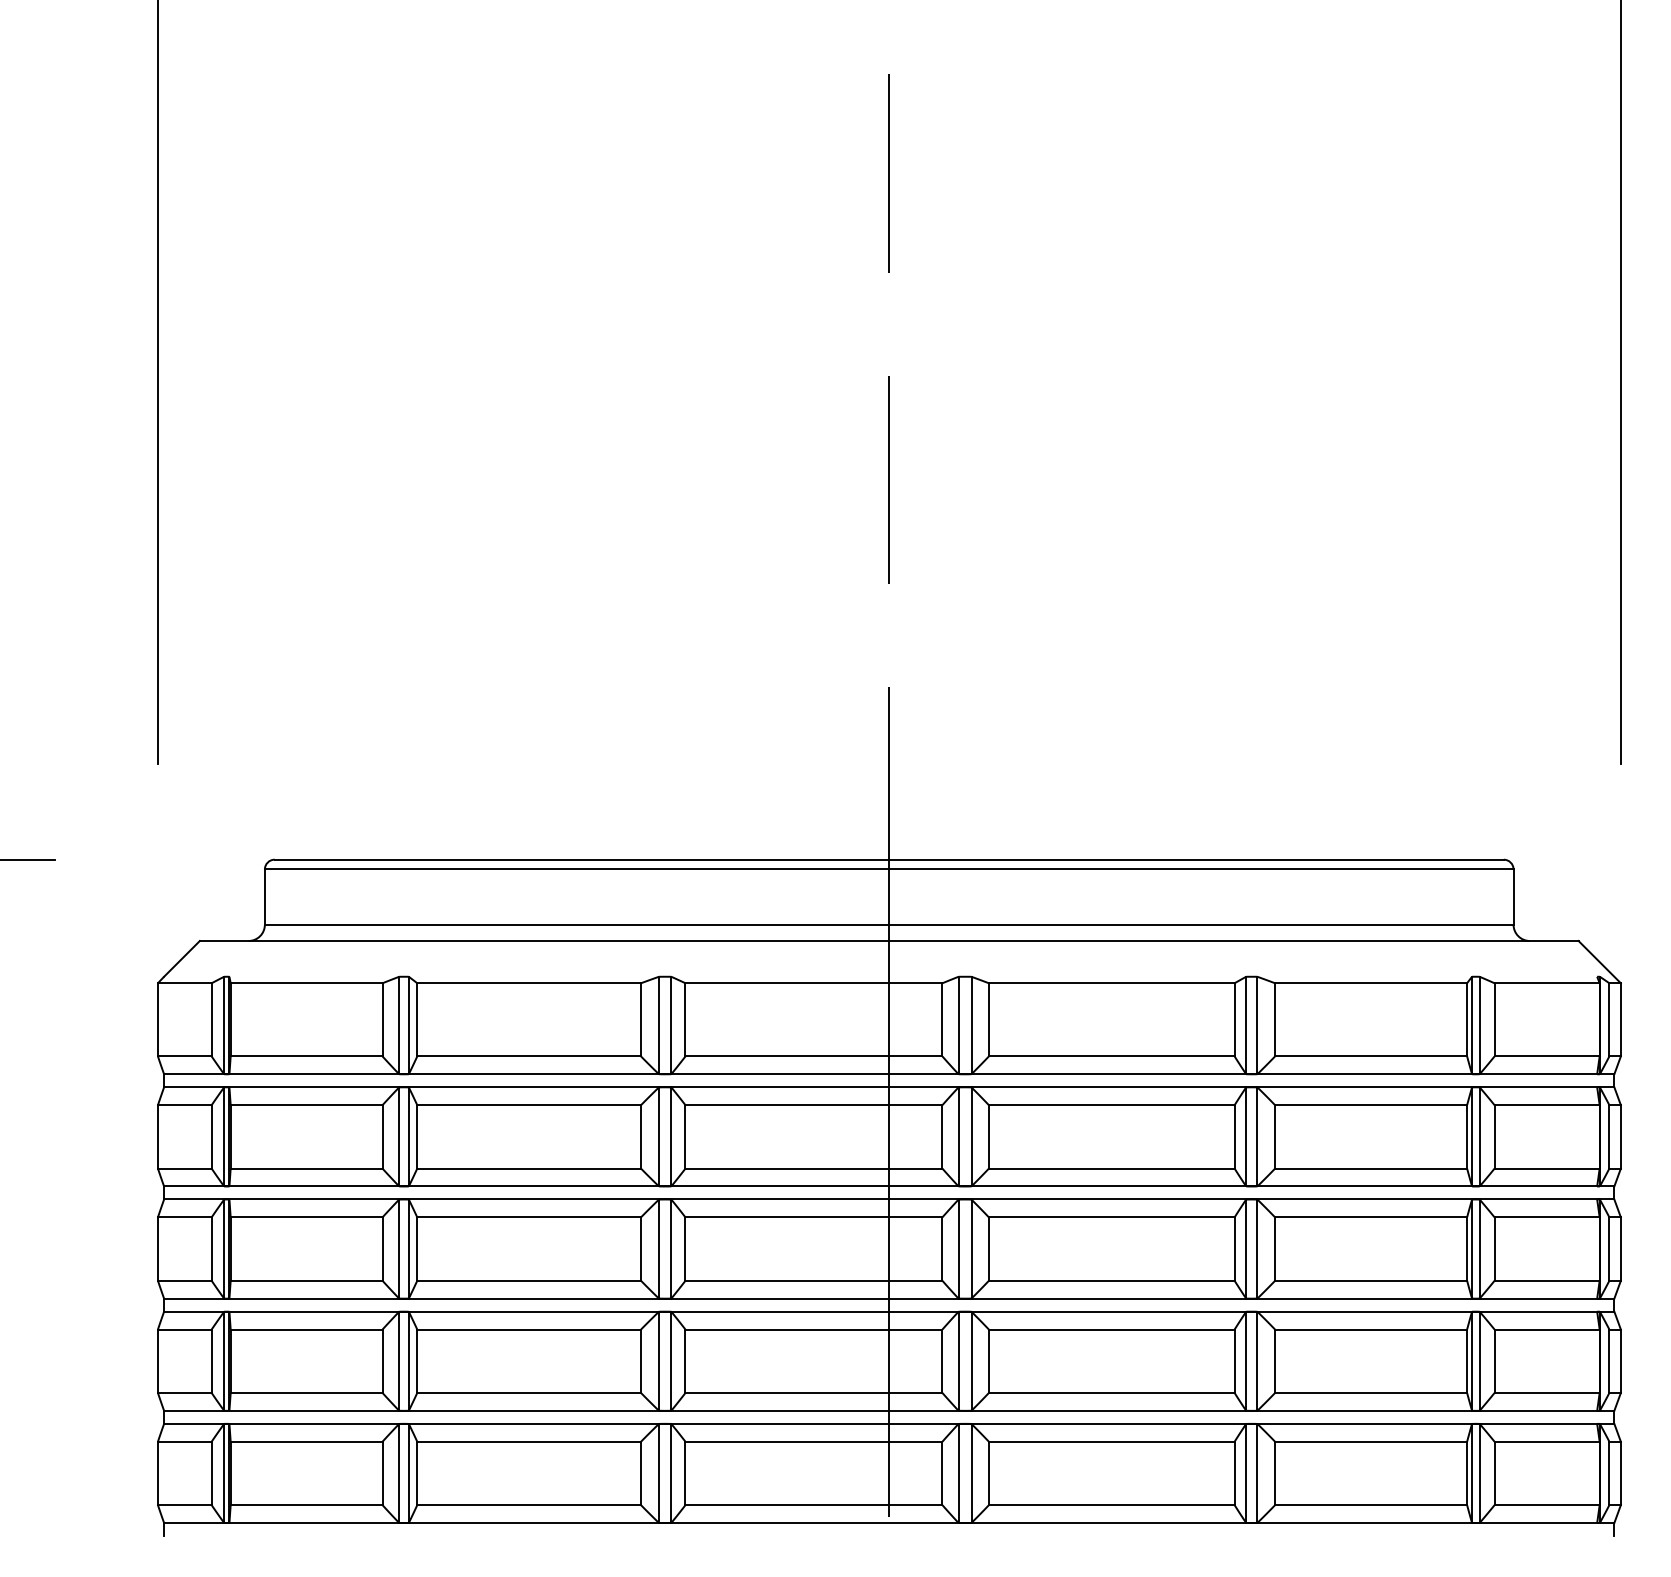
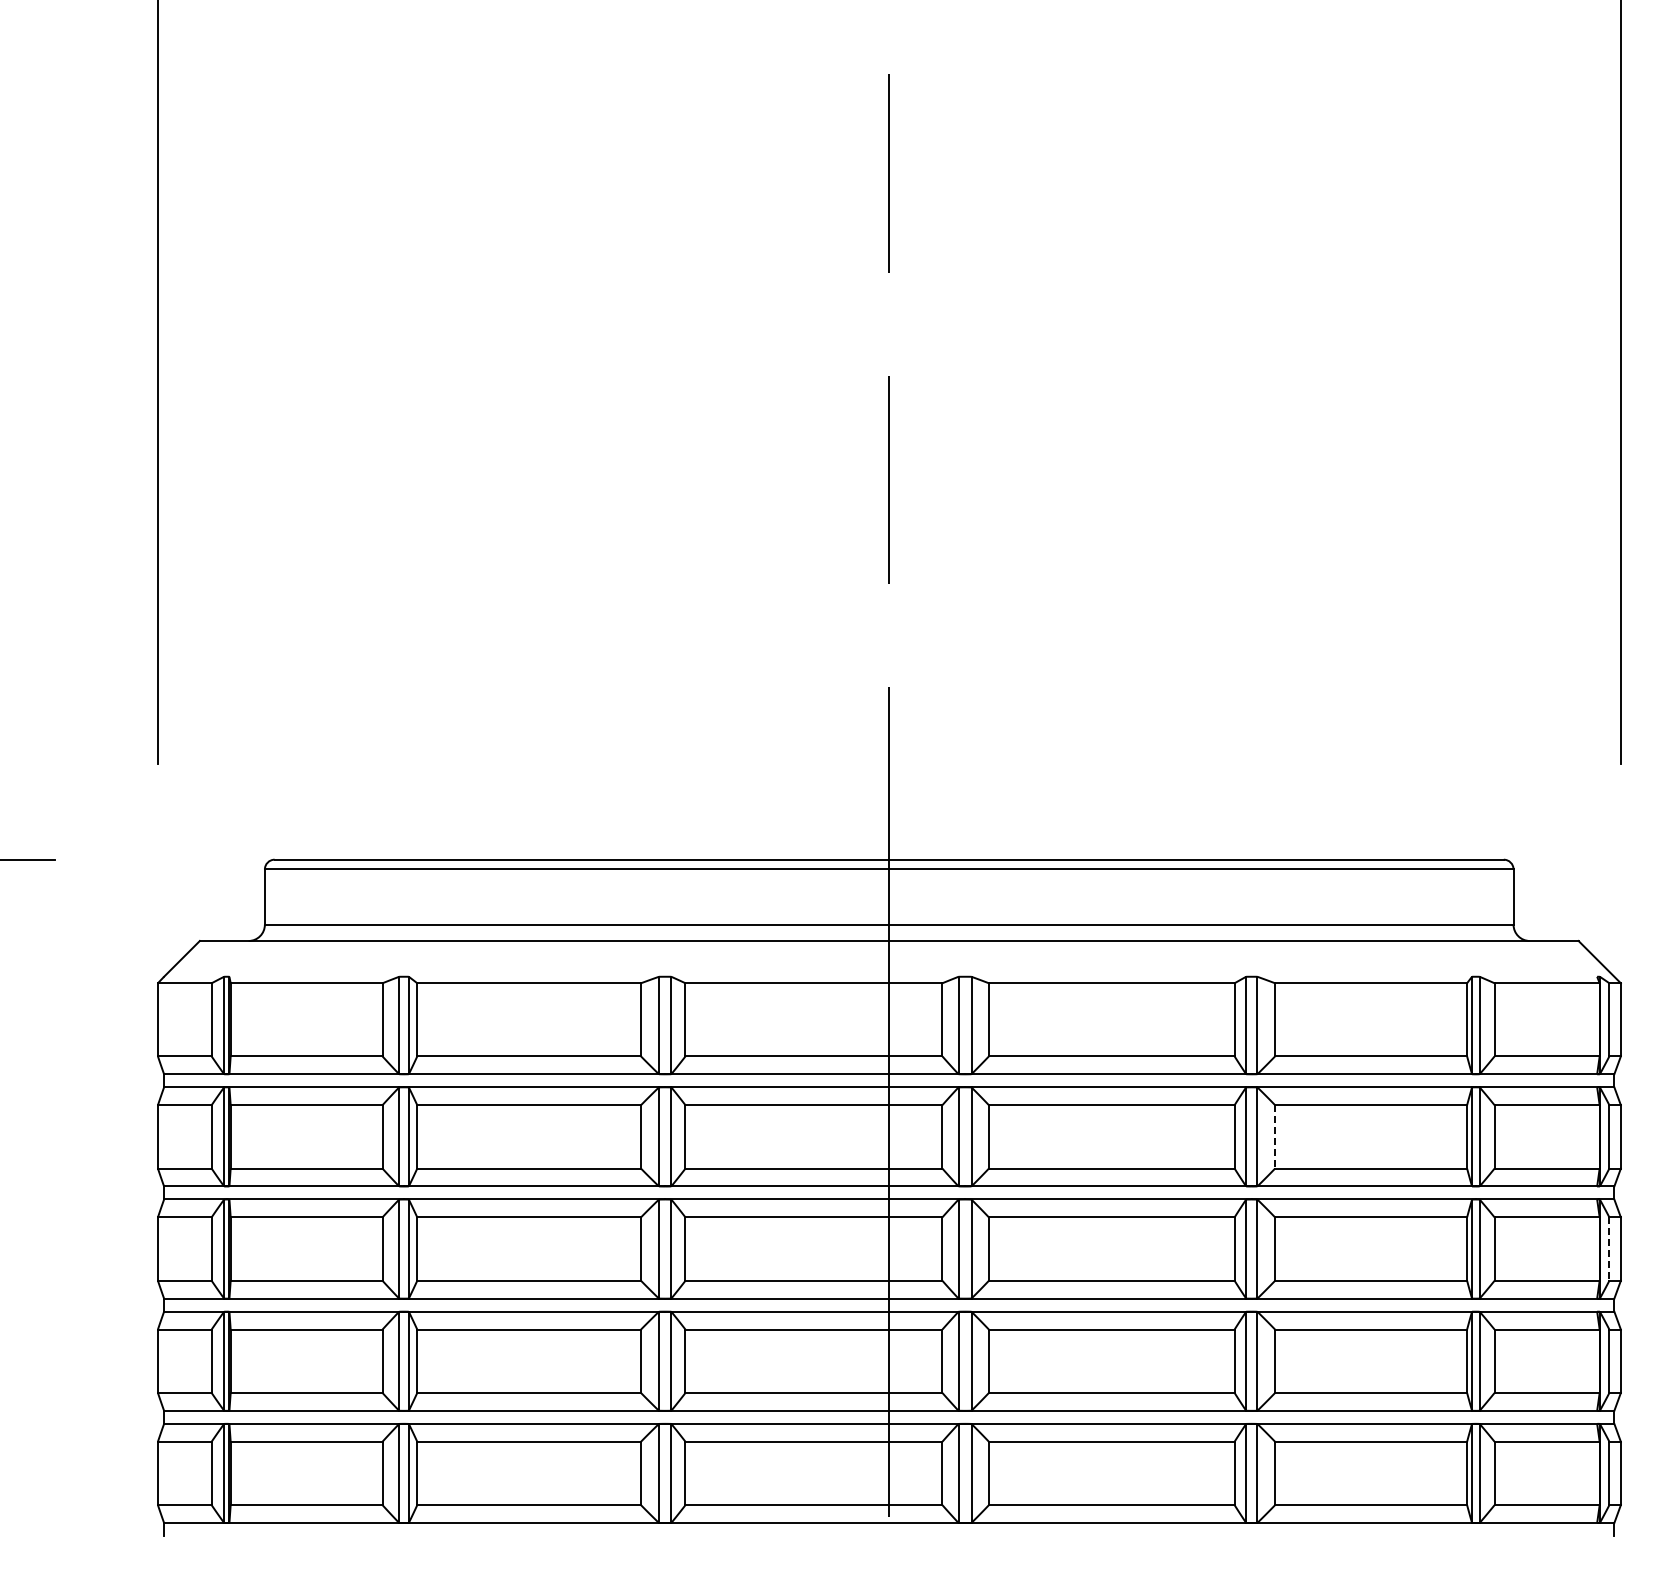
line: solid -> dashed (1275, 1136)
line: solid -> dashed (1609, 1249)
